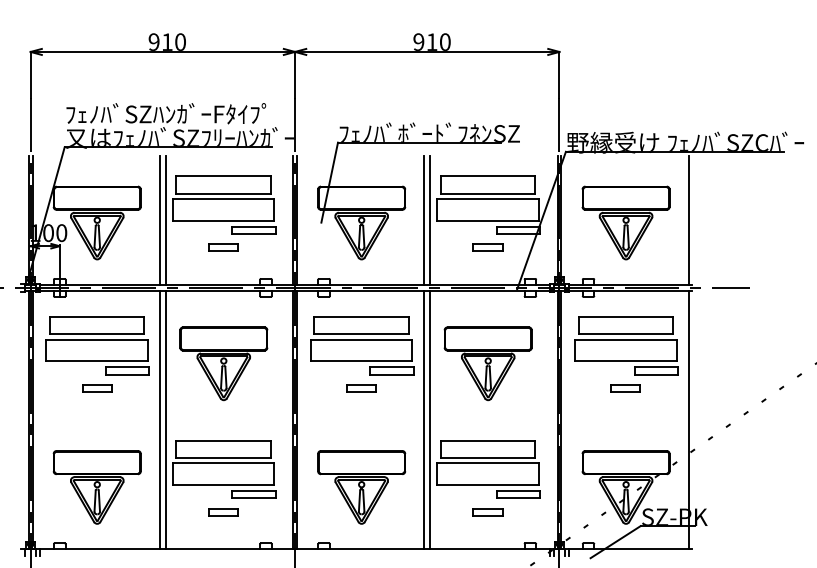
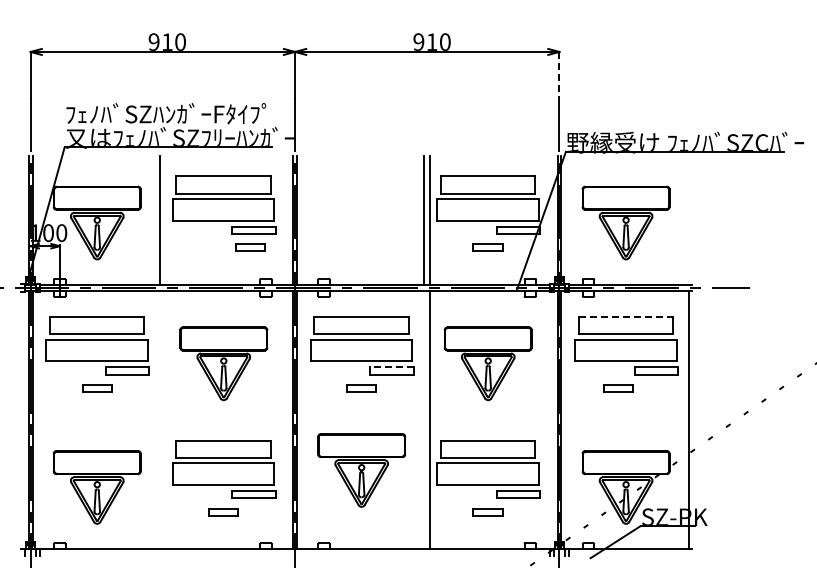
line: solid -> dashed (559, 74)
part: present -> none (405, 191)
line: present -> none (165, 219)
line: present -> none (688, 219)
part position: (223, 247) -> (250, 247) (250, 247)
line: solid -> dashed (626, 317)
line: solid -> dashed (391, 367)
part position: (625, 388) -> (618, 388) (618, 388)
line: present -> none (159, 419)
line: present -> none (165, 419)
line: present -> none (424, 419)
part position: (361, 487) -> (361, 470) (361, 470)
